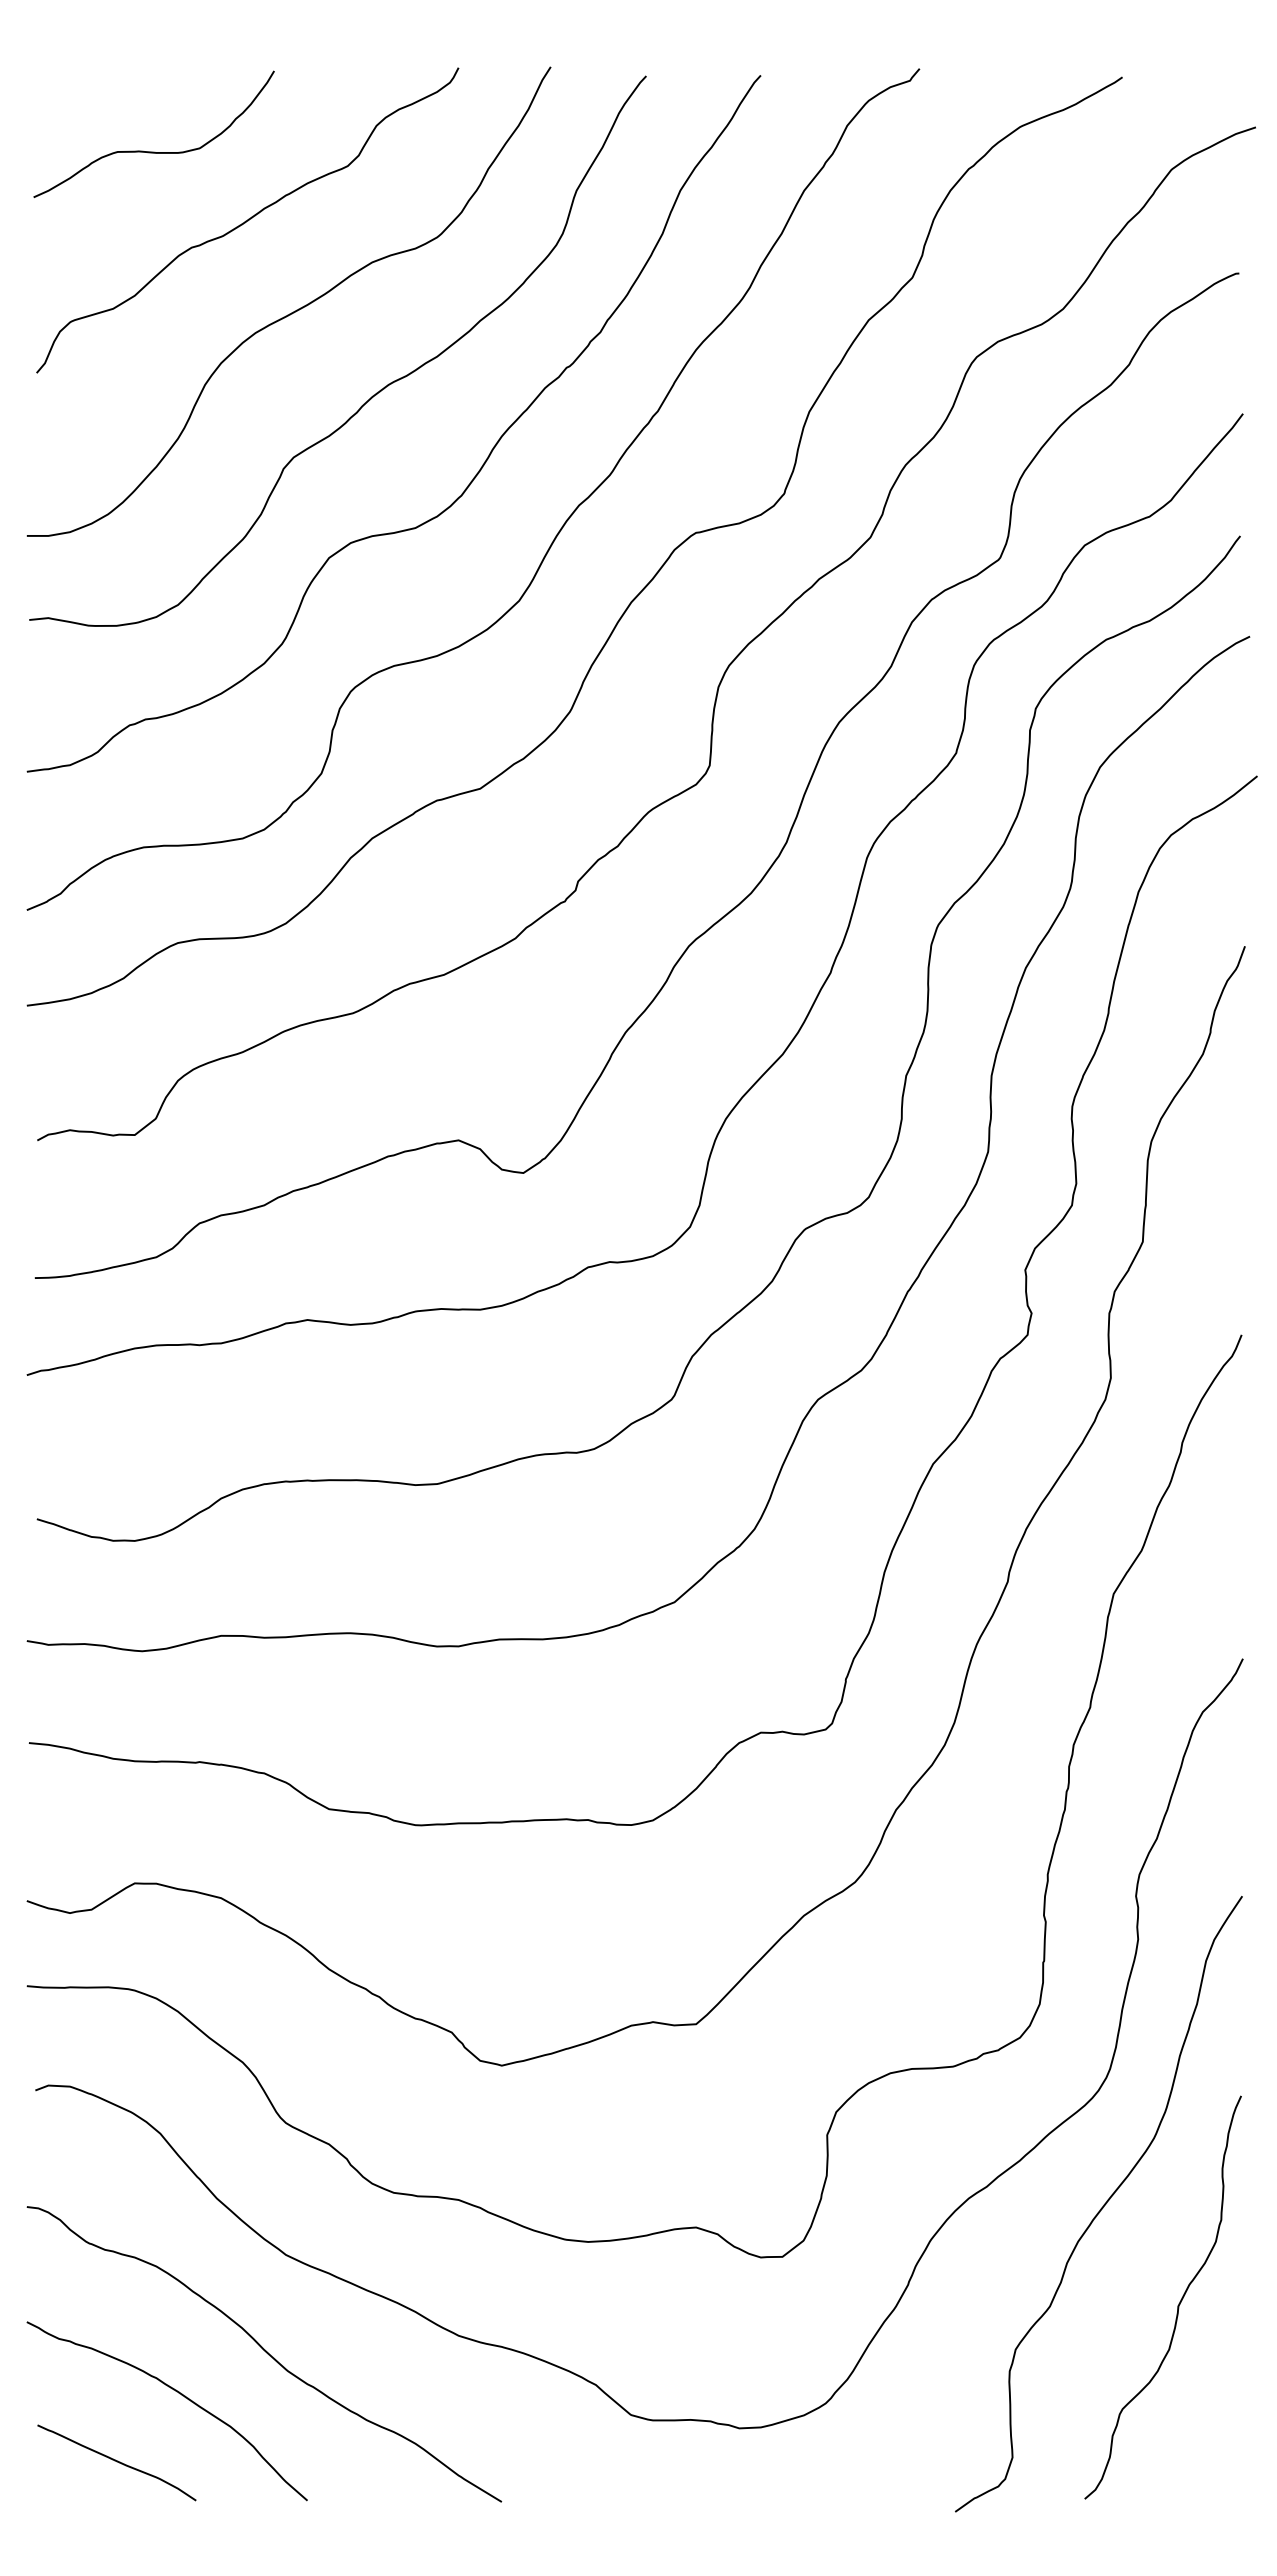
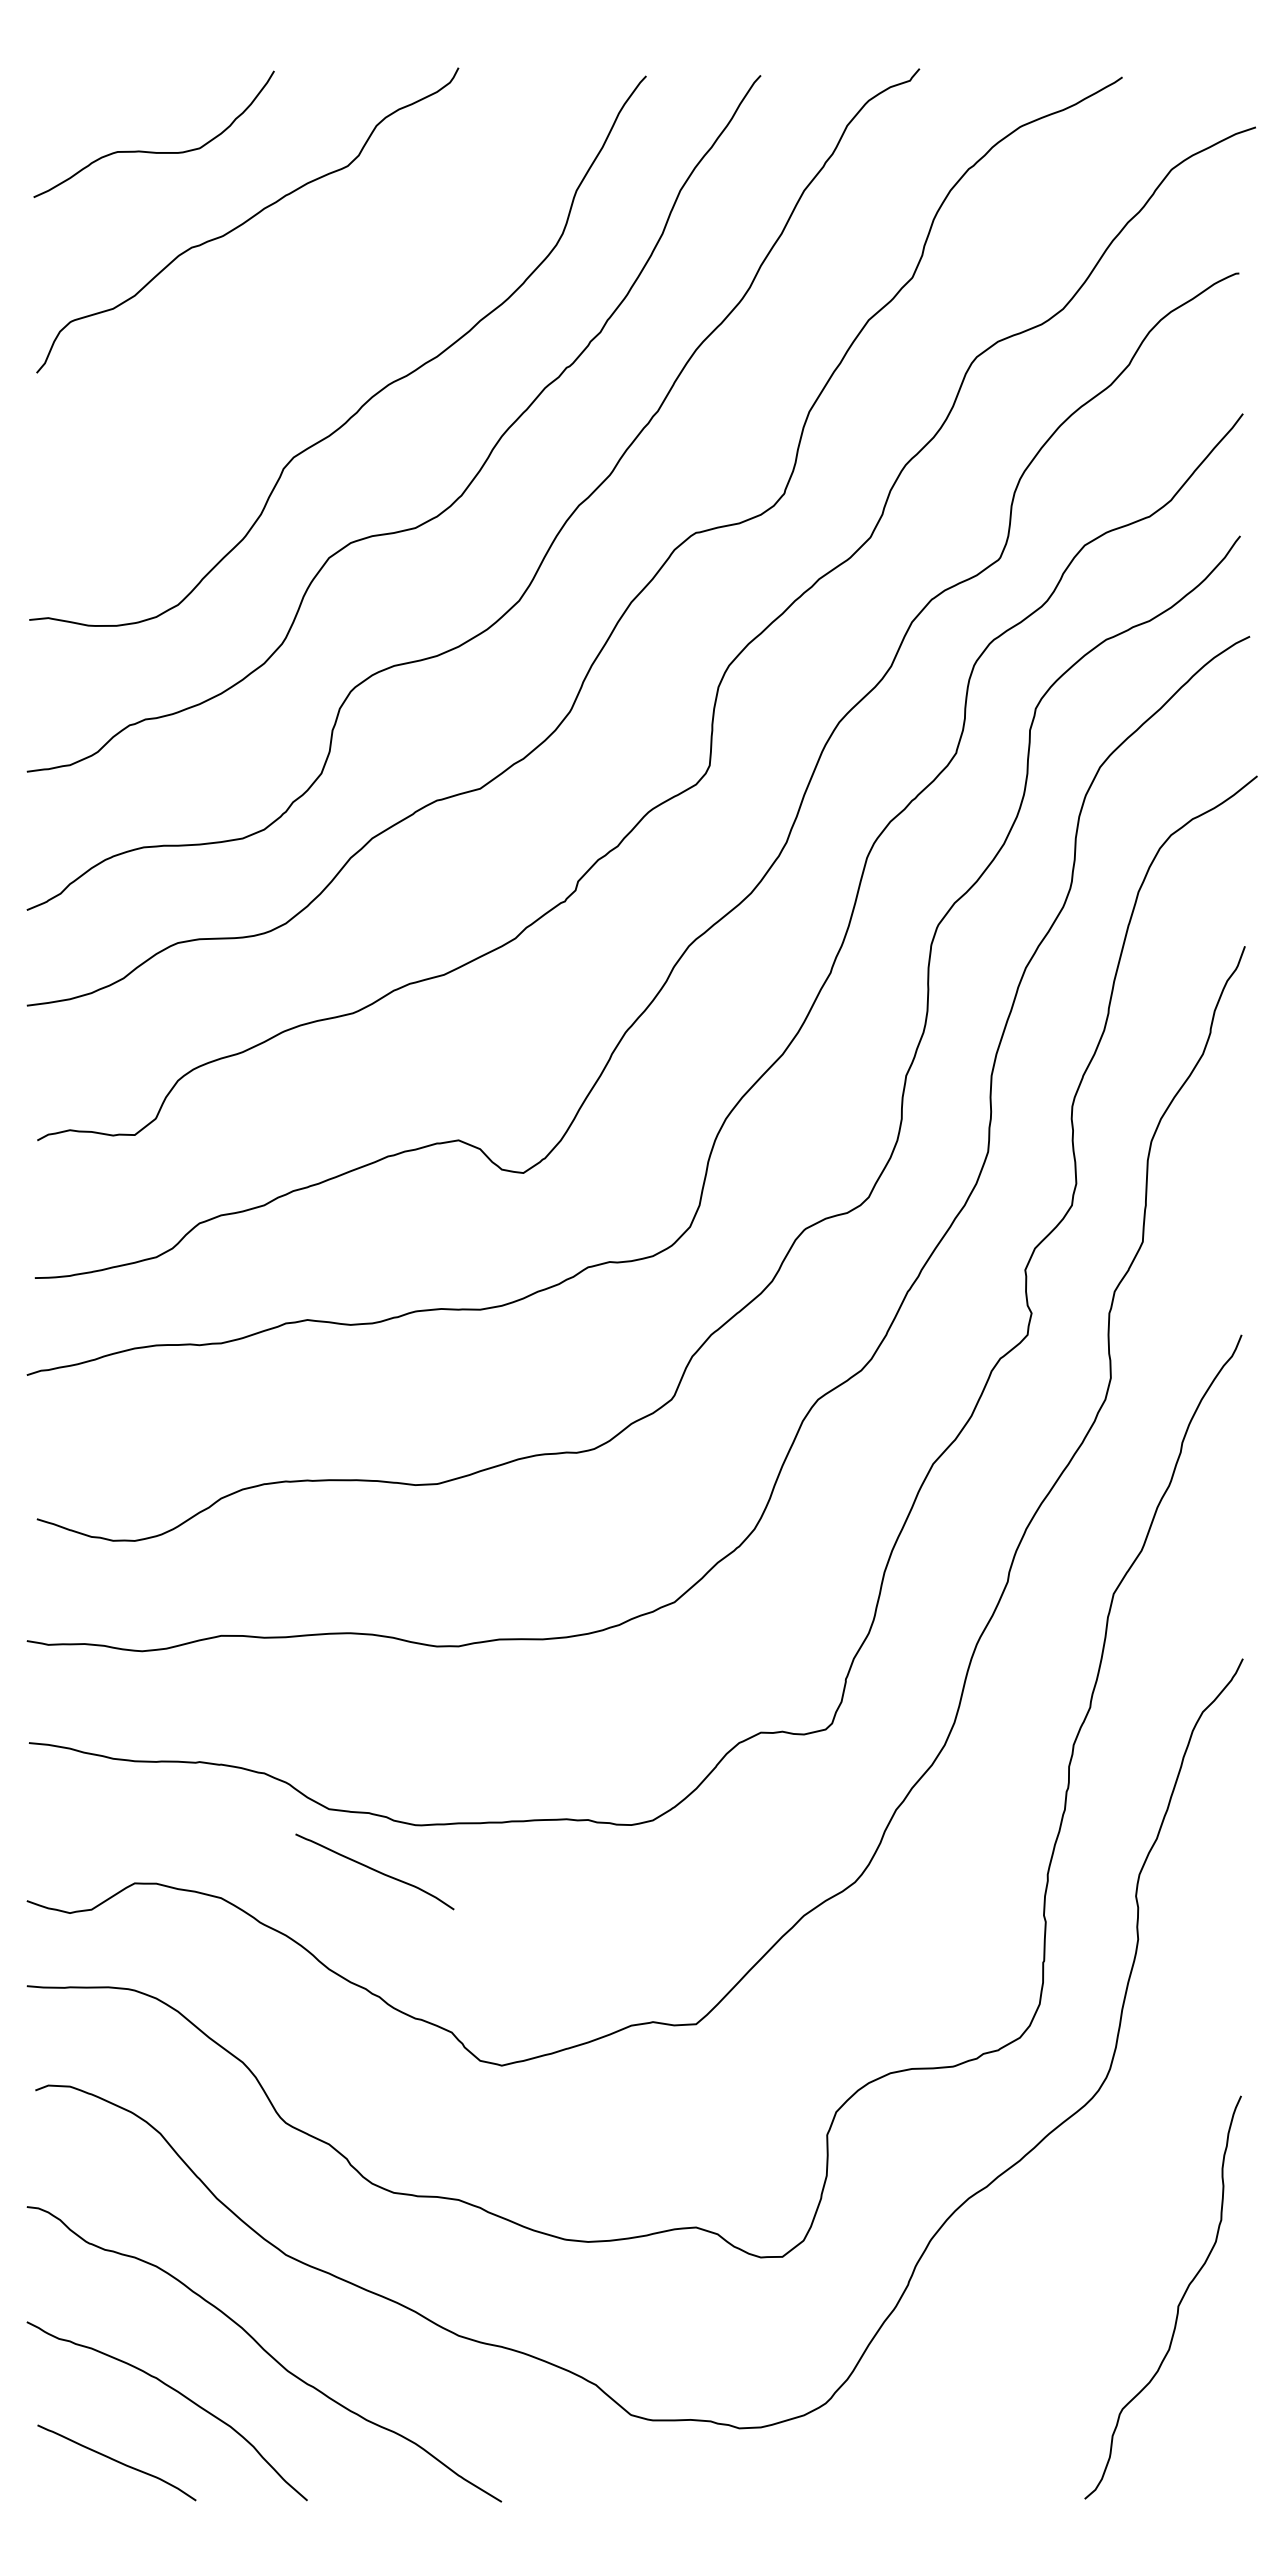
curve: present -> none (293, 311)
curve: none -> present (374, 1871)
curve: present -> none (1101, 2207)
